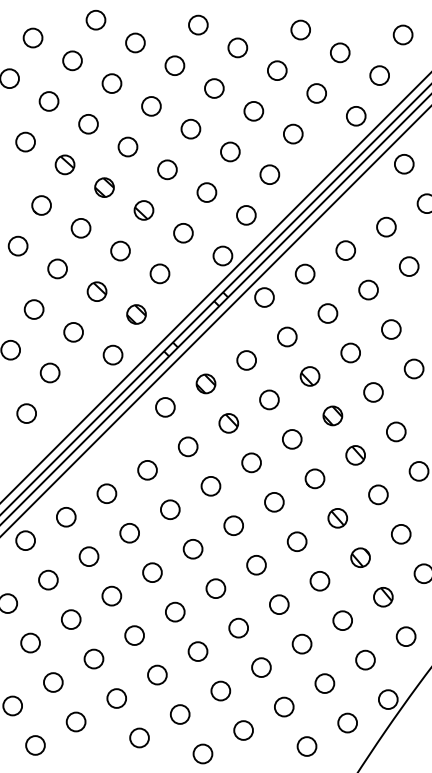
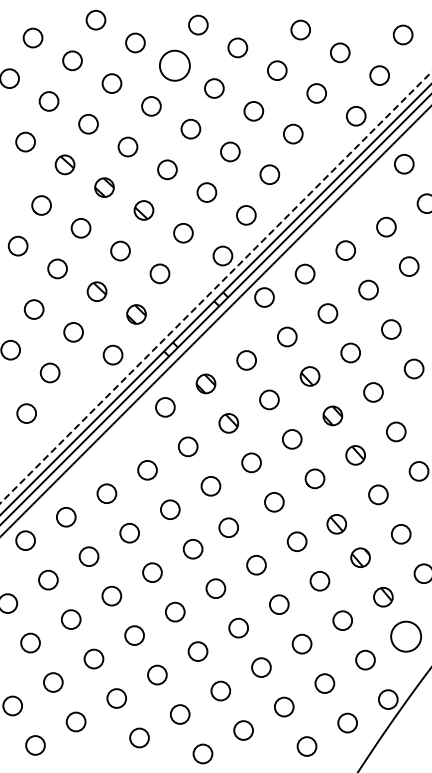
circle diameter: 19 px -> 30 px (174, 65)
line: solid -> dashed (215, 287)
part position: (337, 518) -> (336, 524) (336, 524)
circle position: (233, 525) -> (228, 527) (228, 527)
circle diameter: 19 px -> 30 px (406, 636)
